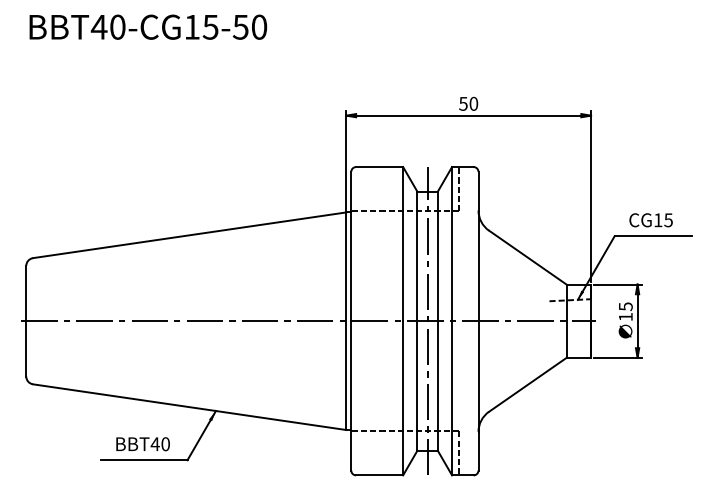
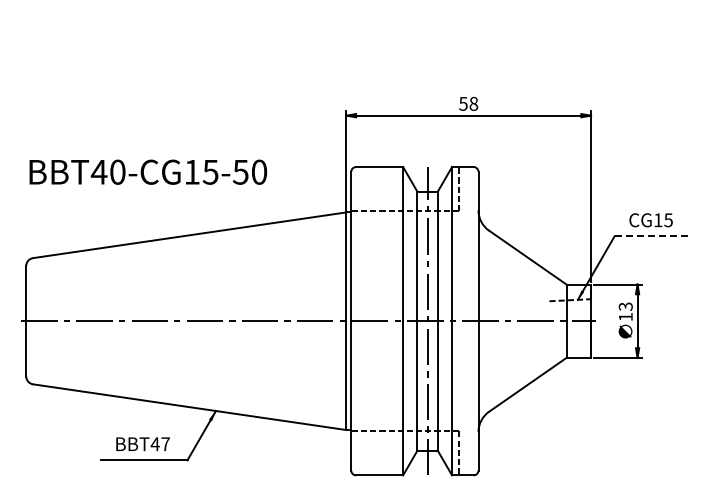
text position: (148, 26) -> (148, 171) (148, 171)
text: 50 -> 58 (473, 103)
line: solid -> dashed (653, 236)
text: 15 -> 13 (625, 306)
text: BBT40 -> BBT47 (165, 444)
